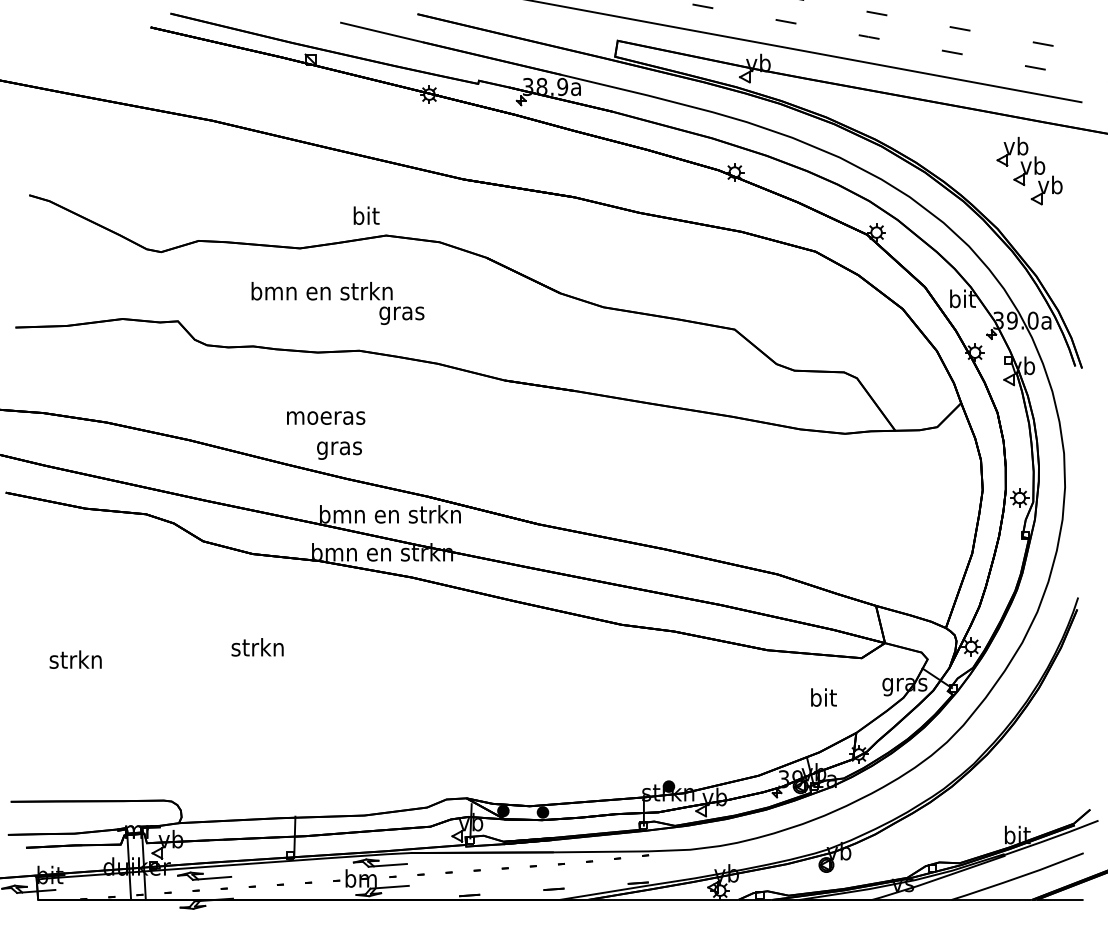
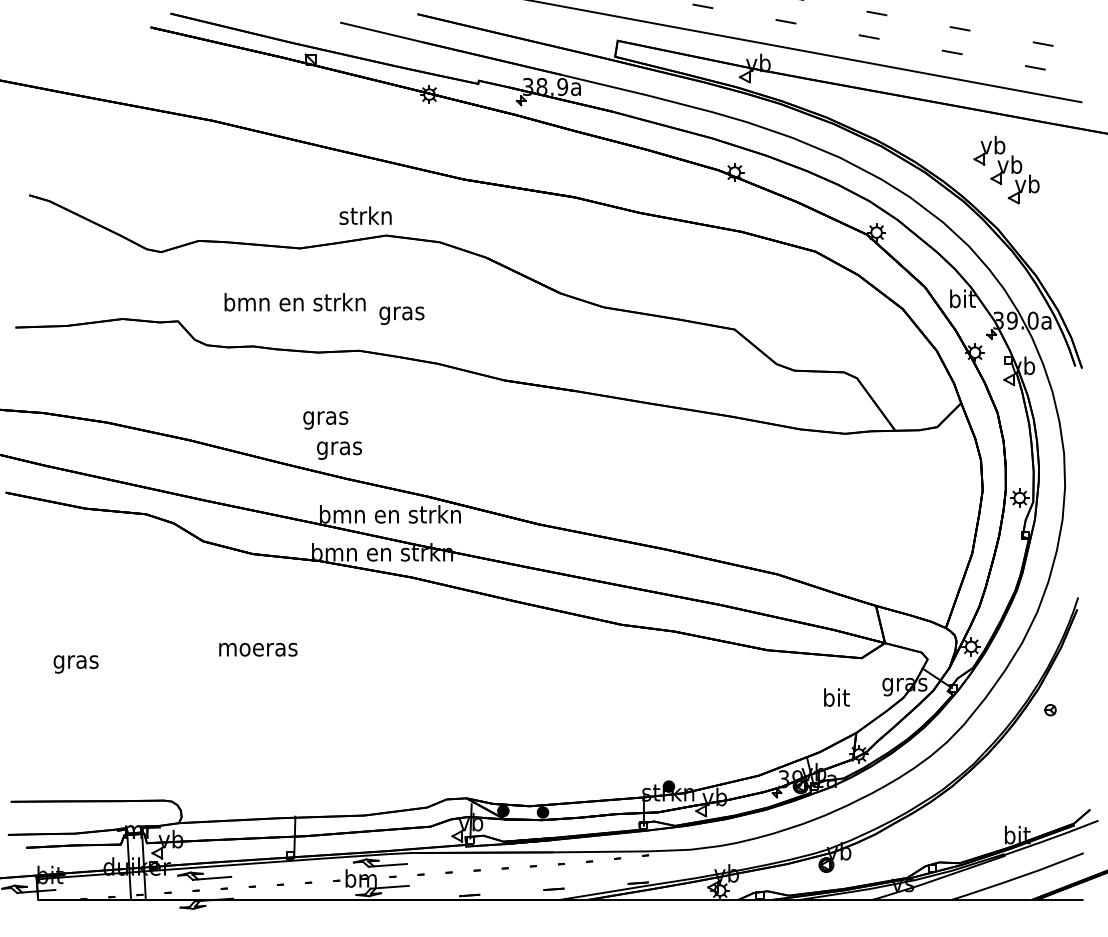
part position: (1029, 171) -> (1006, 170) (1006, 170)
text: bit -> strkn (365, 215)
text position: (321, 291) -> (294, 302) (294, 302)
text: moeras -> gras (326, 420)
text: strkn -> moeras (258, 647)
text: strkn -> gras (75, 661)
text position: (823, 697) -> (836, 697) (836, 697)
part: none -> present (1050, 710)
